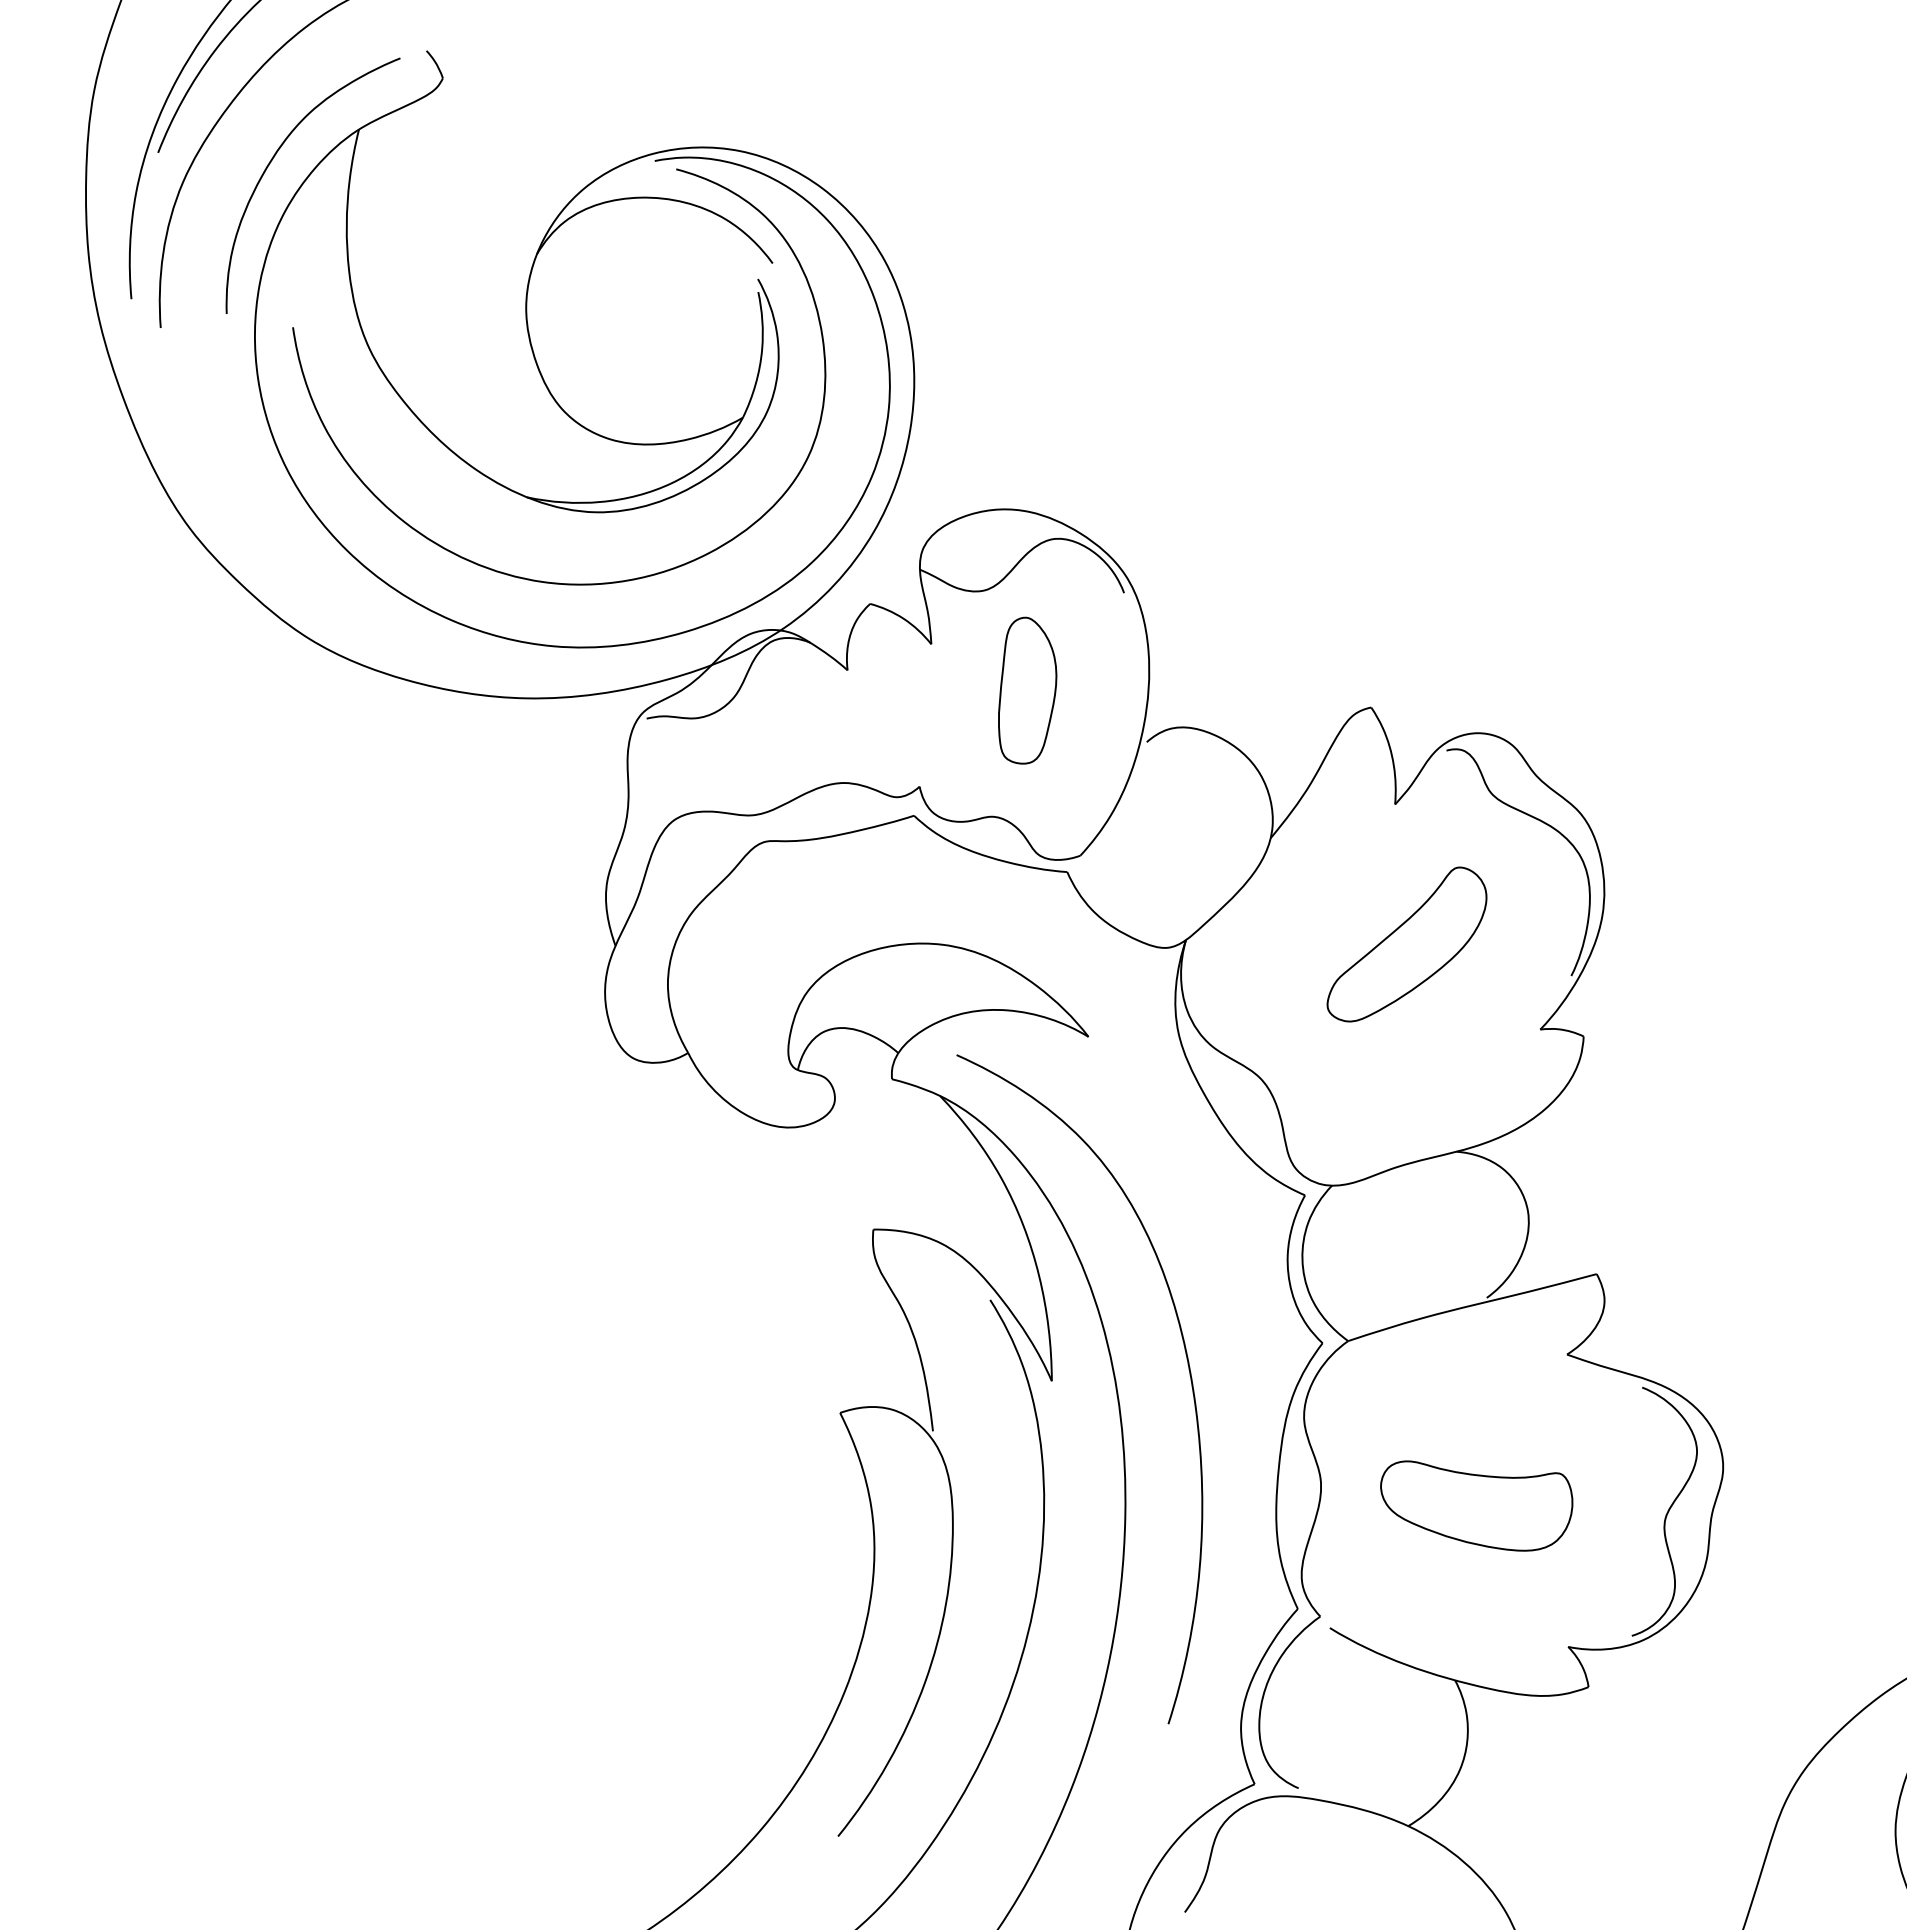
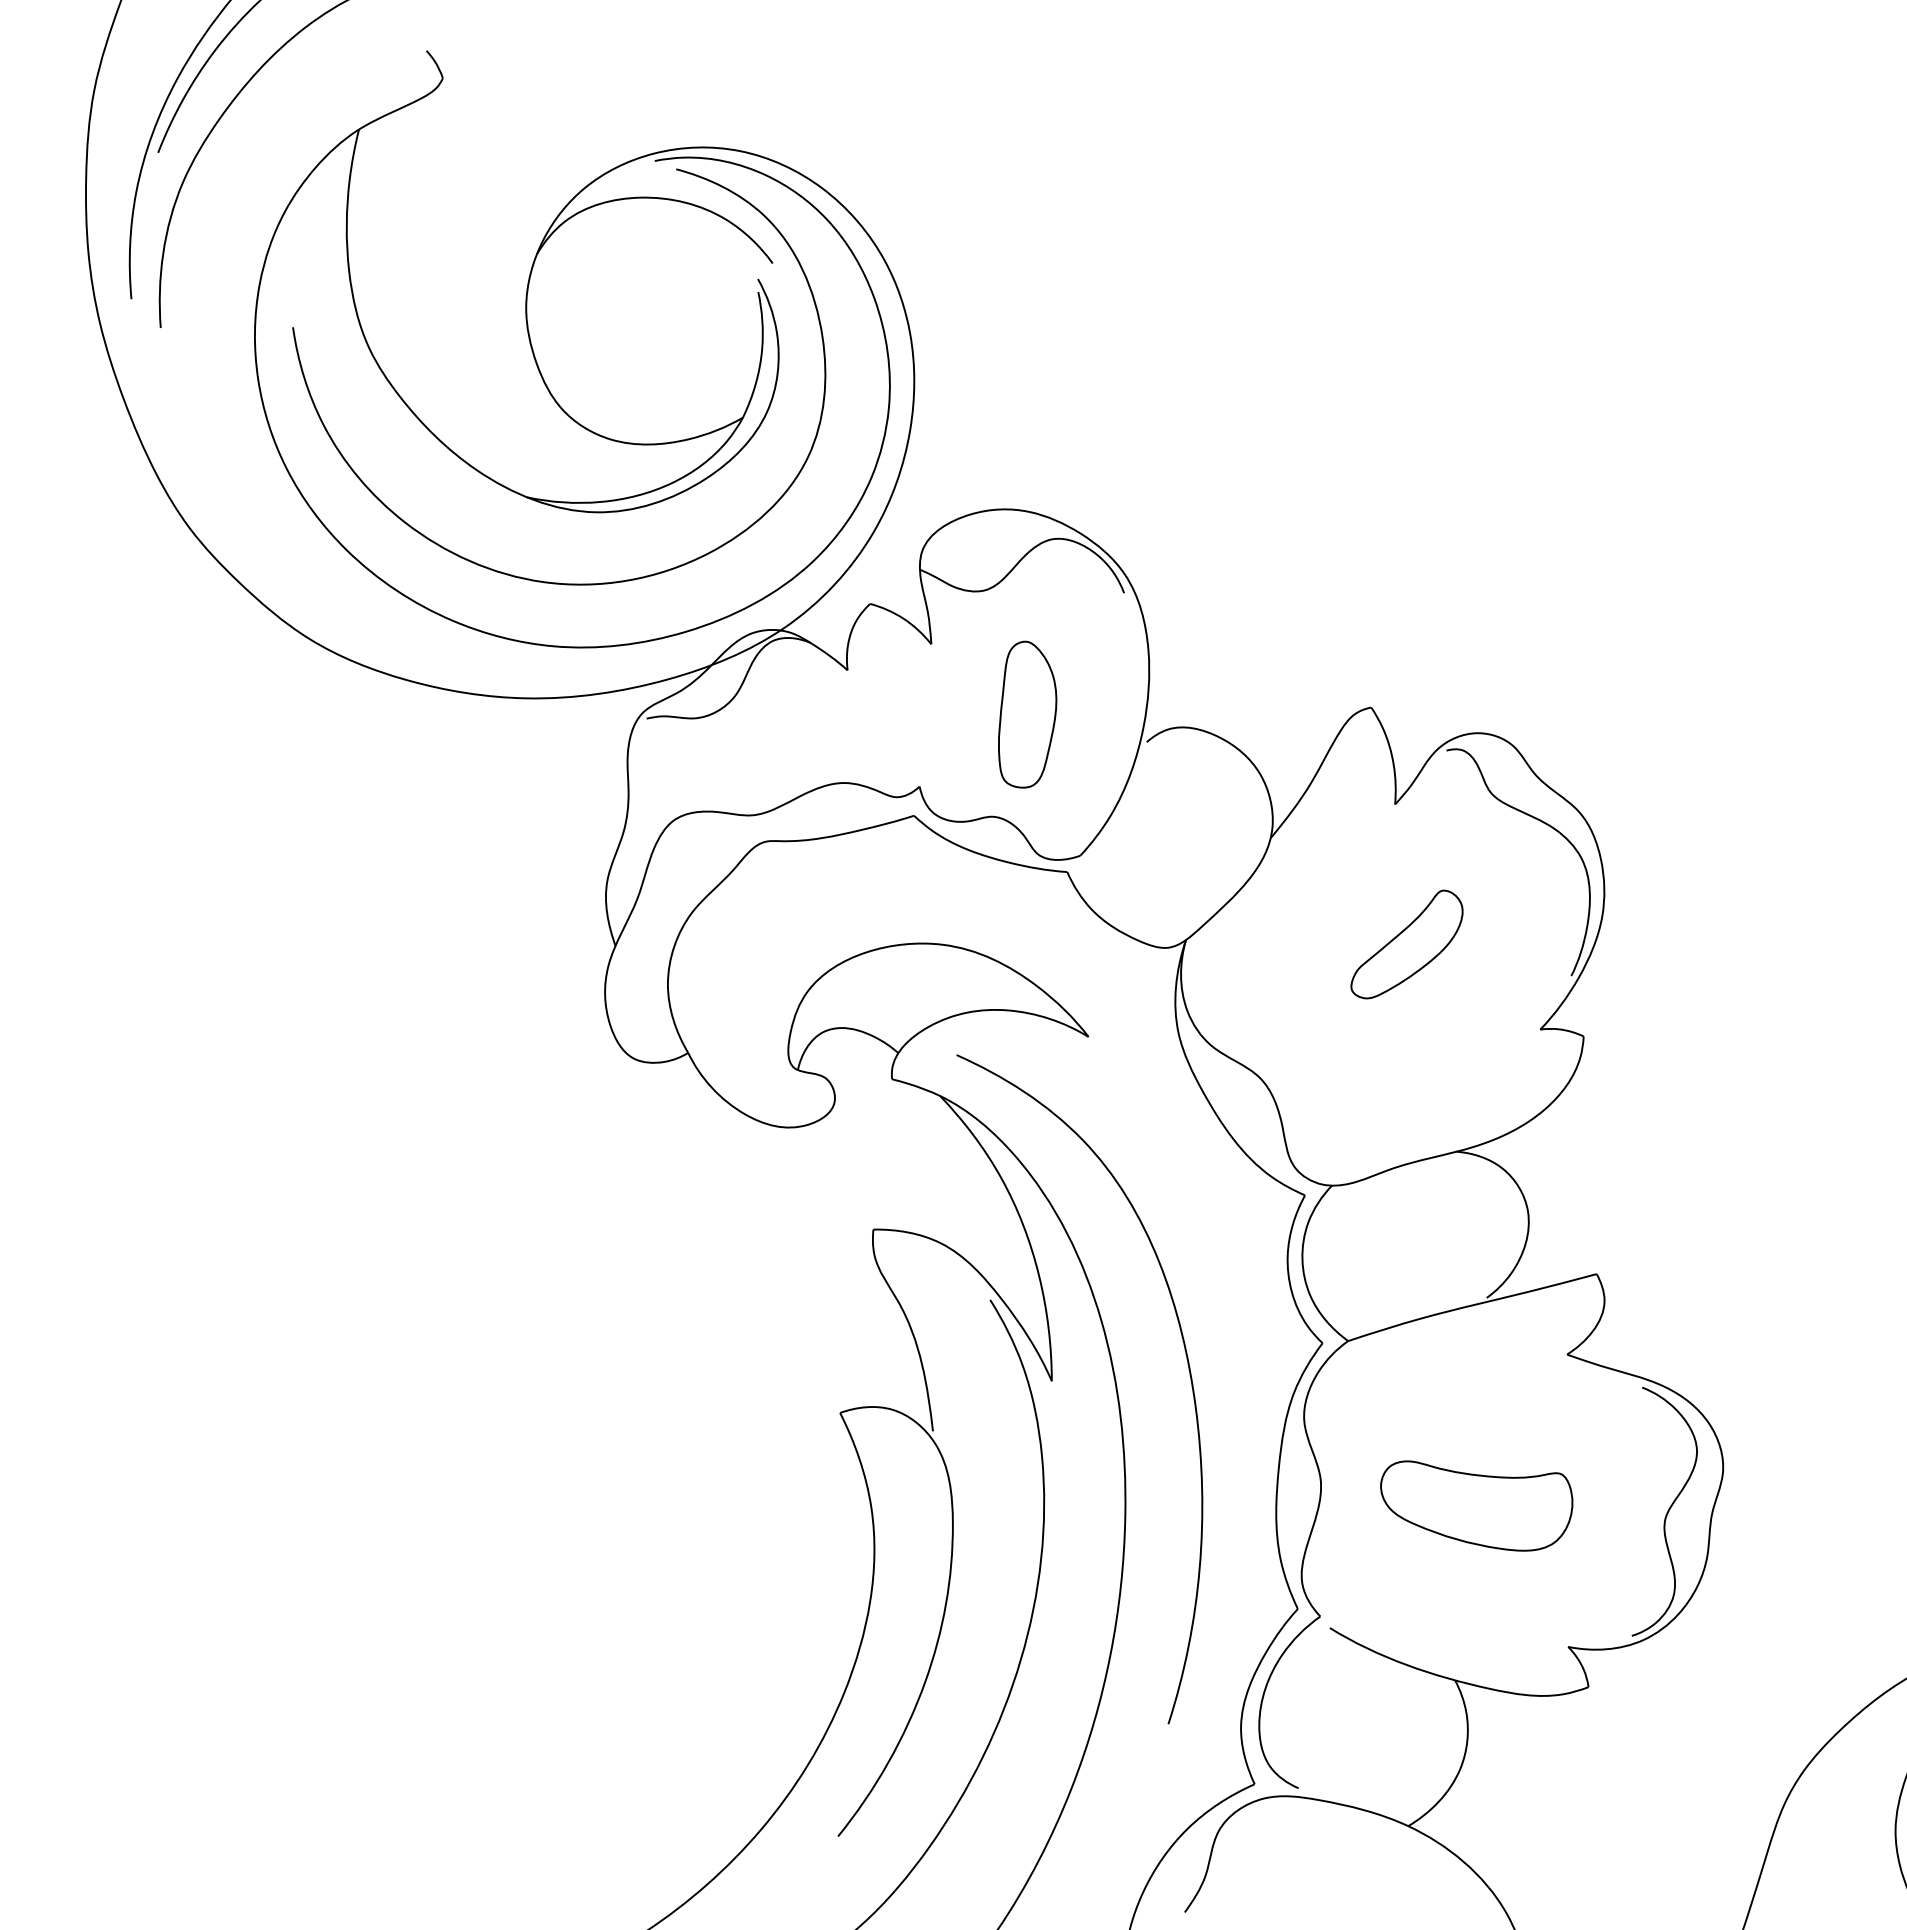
curve: present -> none (273, 159)
part position: (1027, 690) -> (1027, 714) (1027, 714)
part size: 162x157 px -> 114x111 px (1406, 944)
